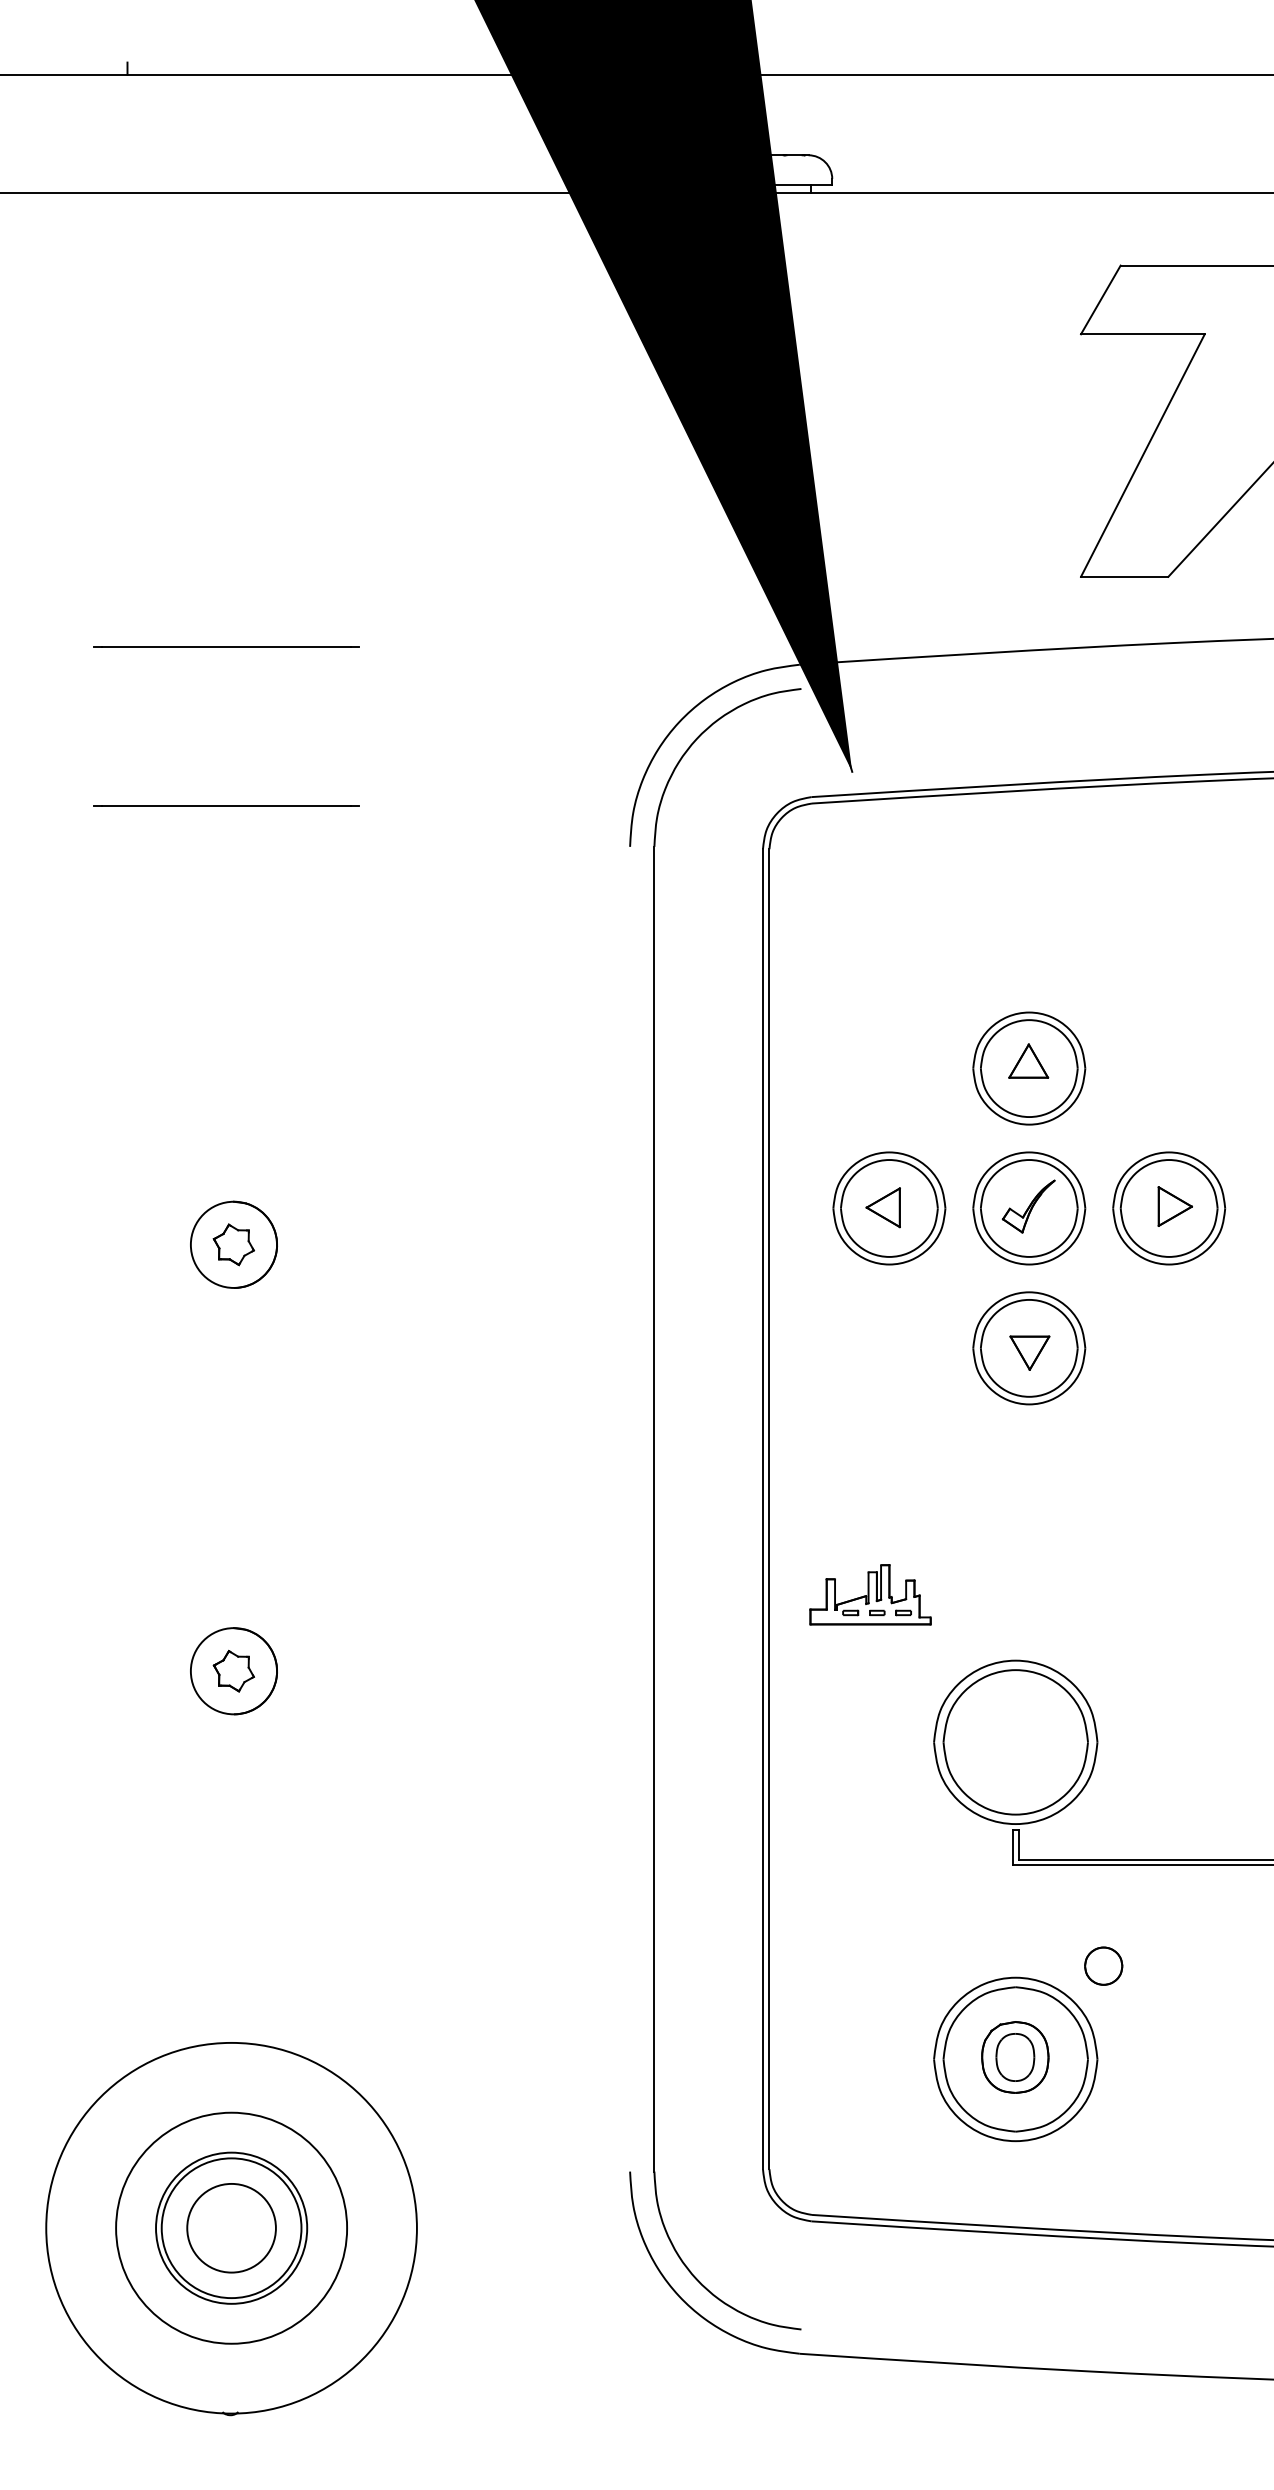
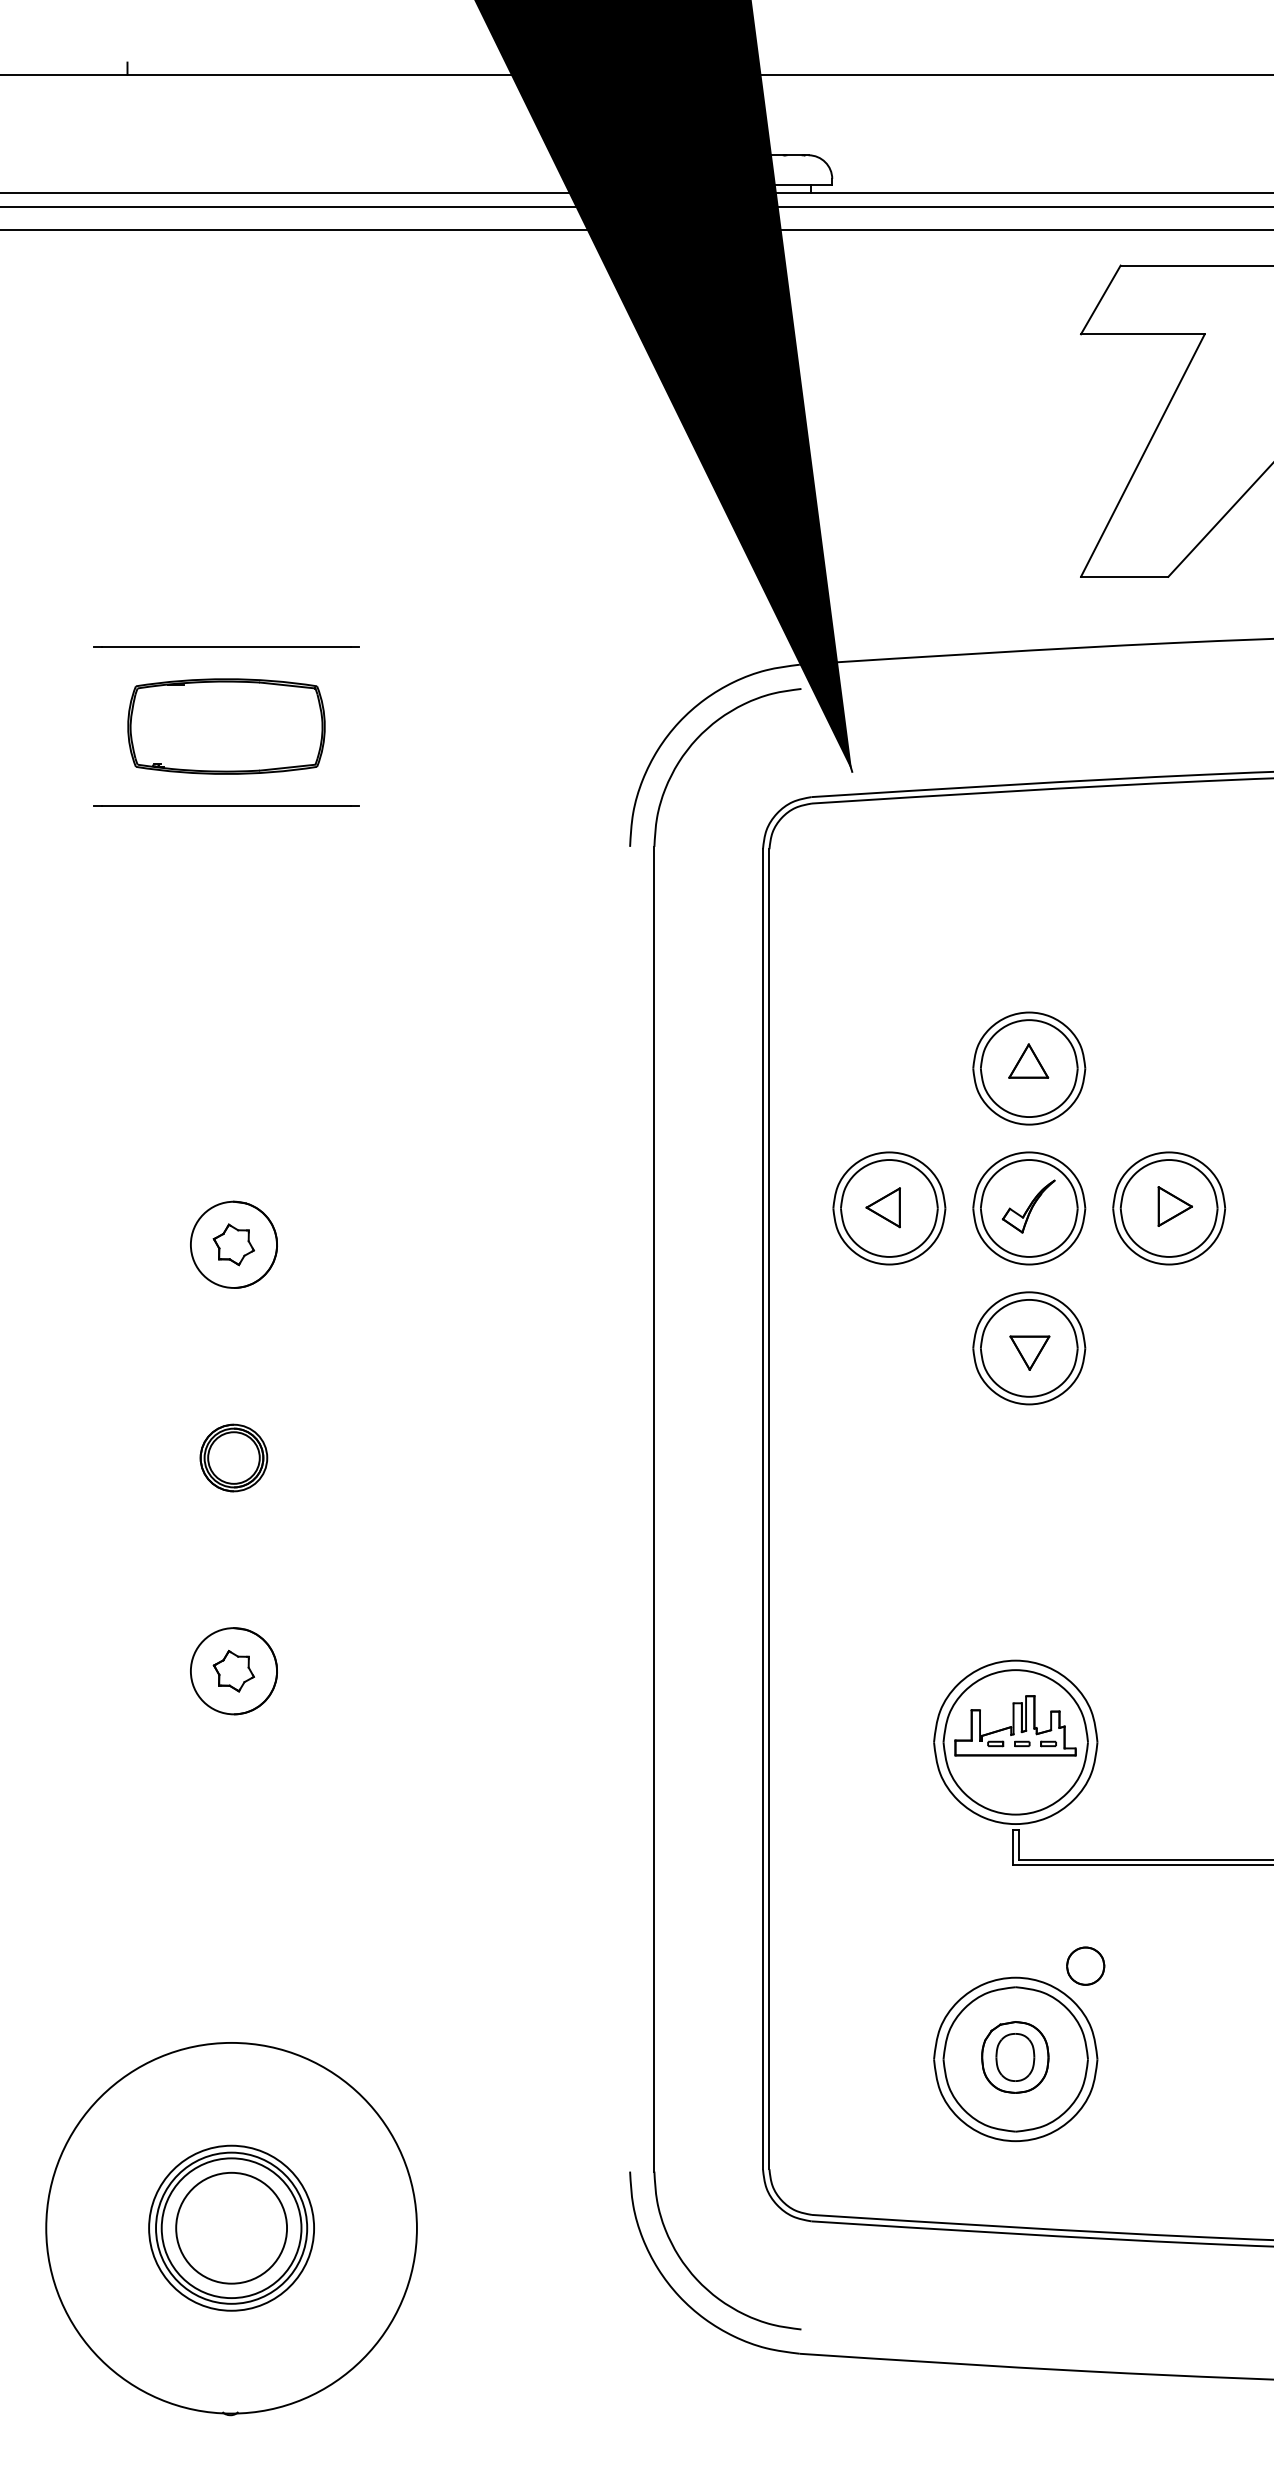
line: none -> present (636, 206)
line: none -> present (636, 230)
part: none -> present (226, 726)
part: none -> present (233, 1457)
part position: (870, 1594) -> (1015, 1725) (1015, 1725)
part position: (1103, 1965) -> (1085, 1965) (1085, 1965)
circle diameter: 231 px -> 165 px (231, 2227)
circle diameter: 89 px -> 111 px (231, 2227)
